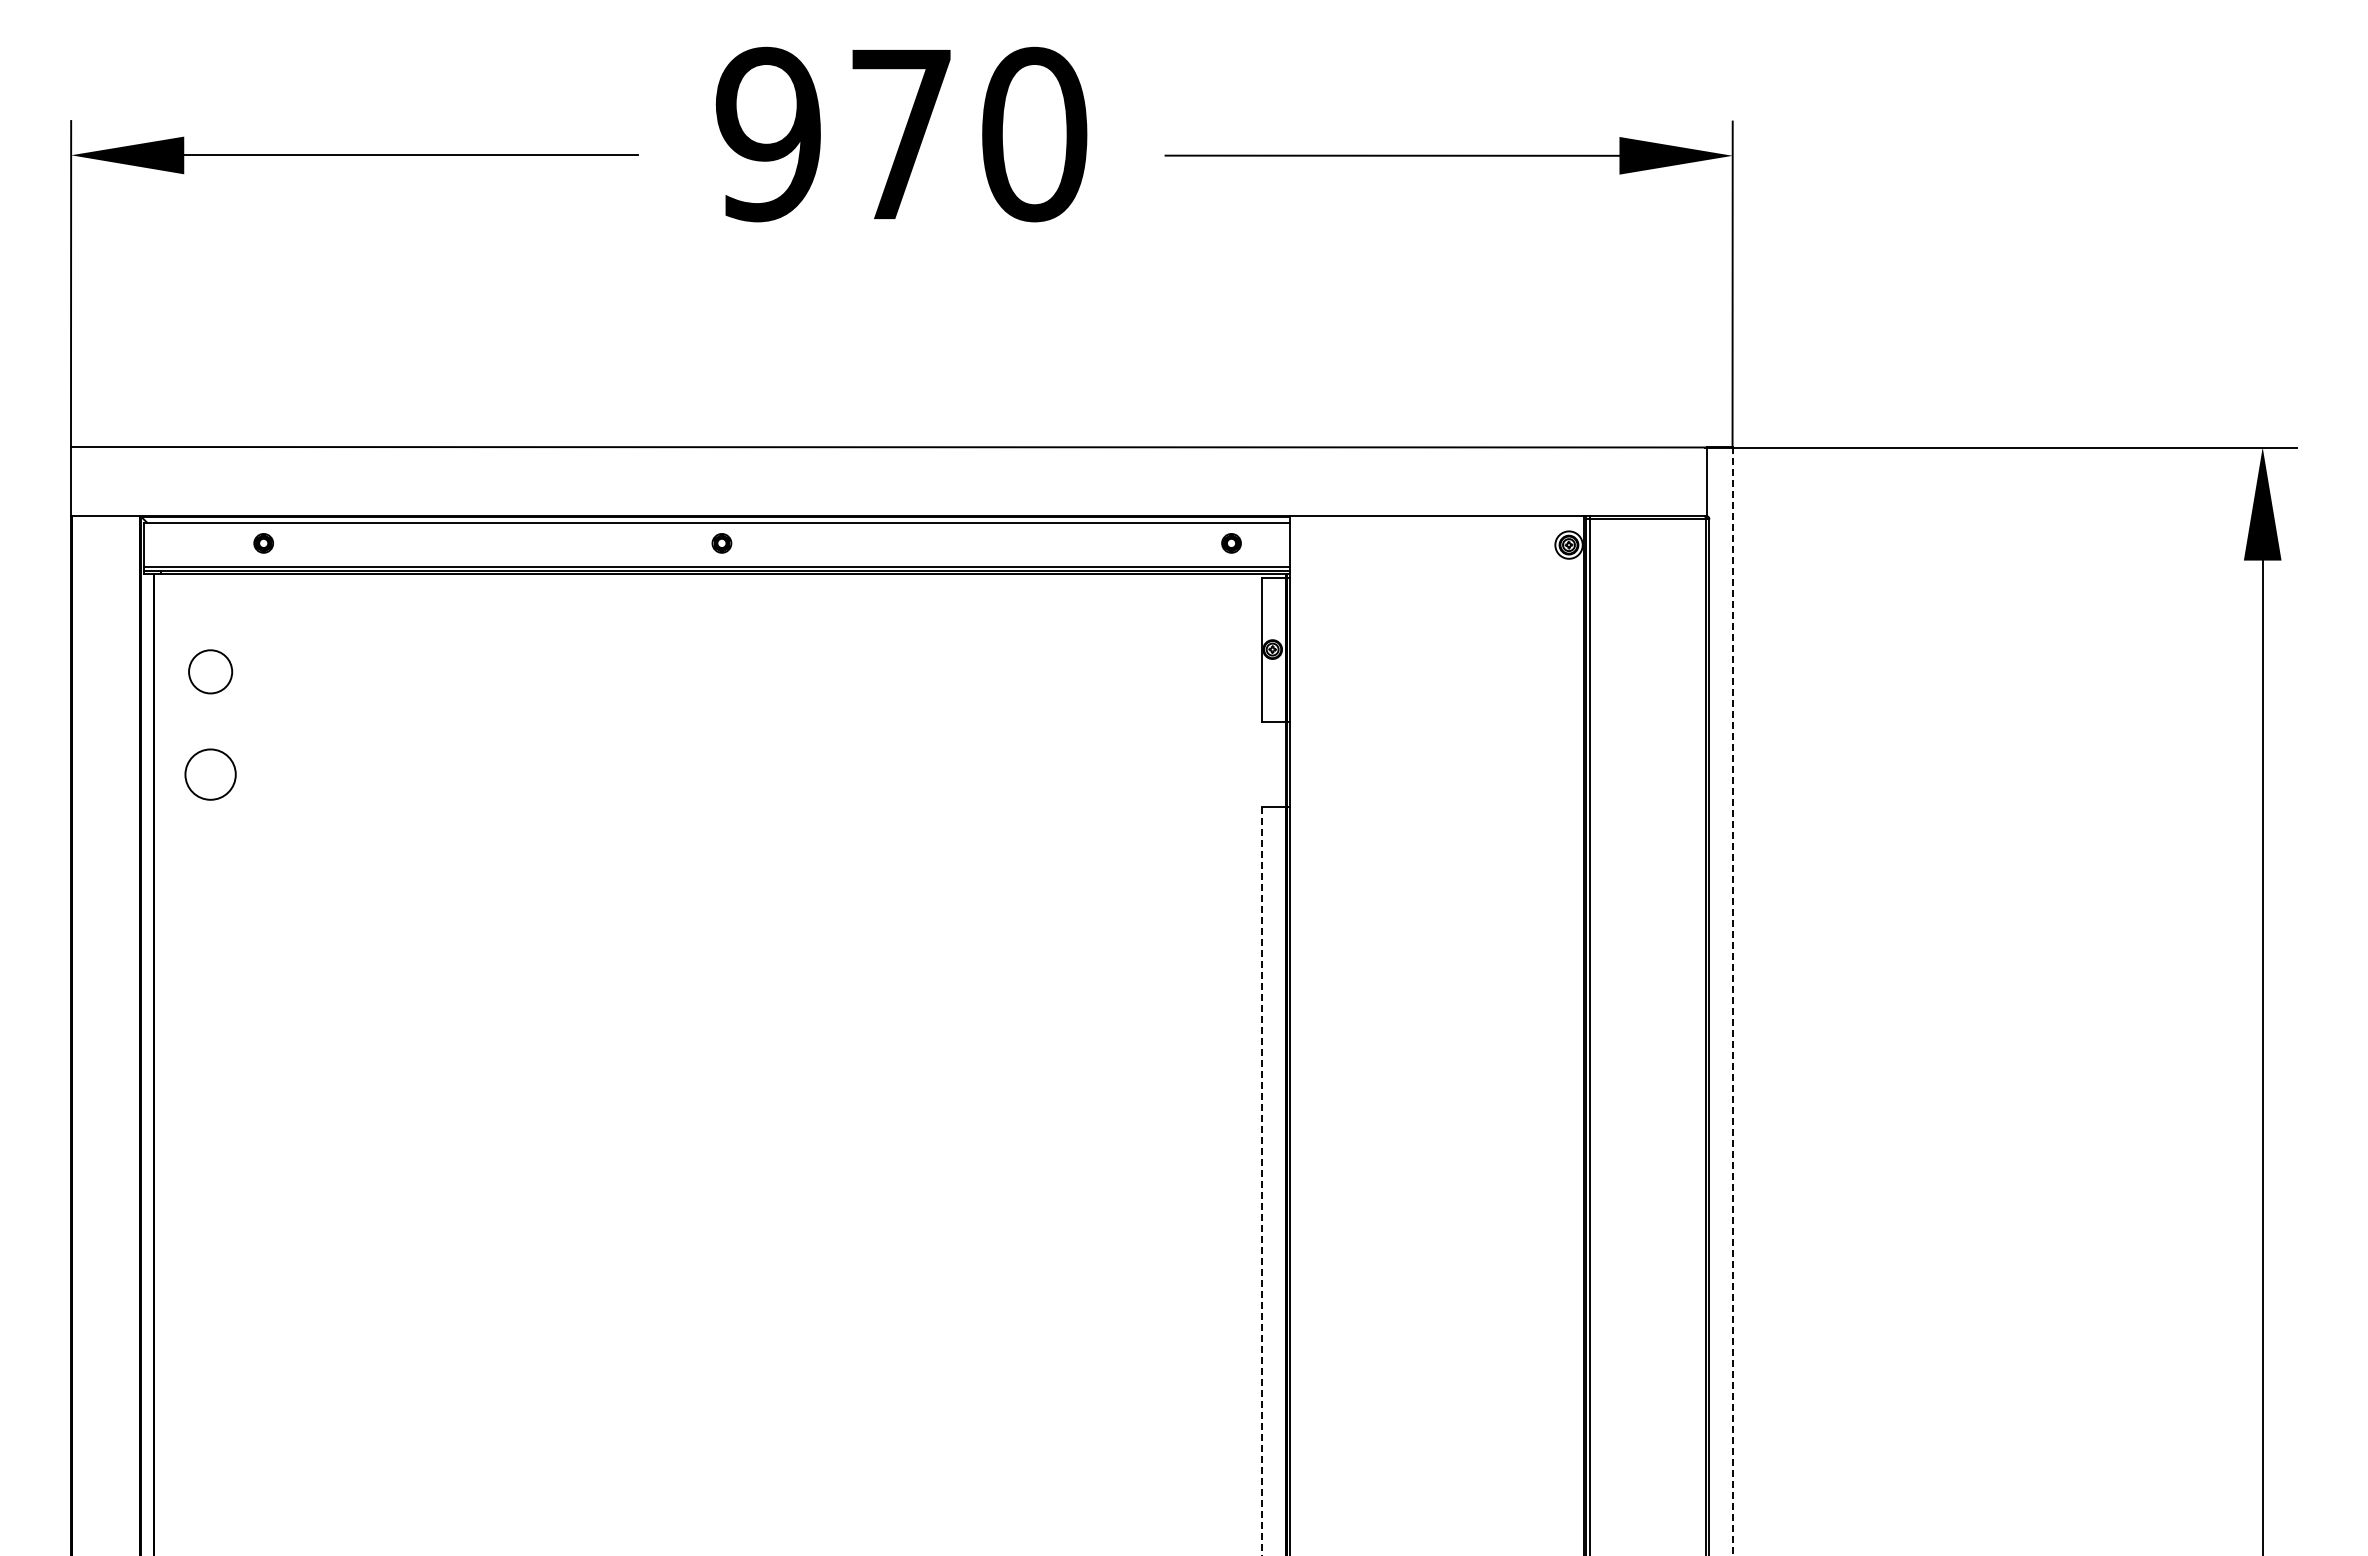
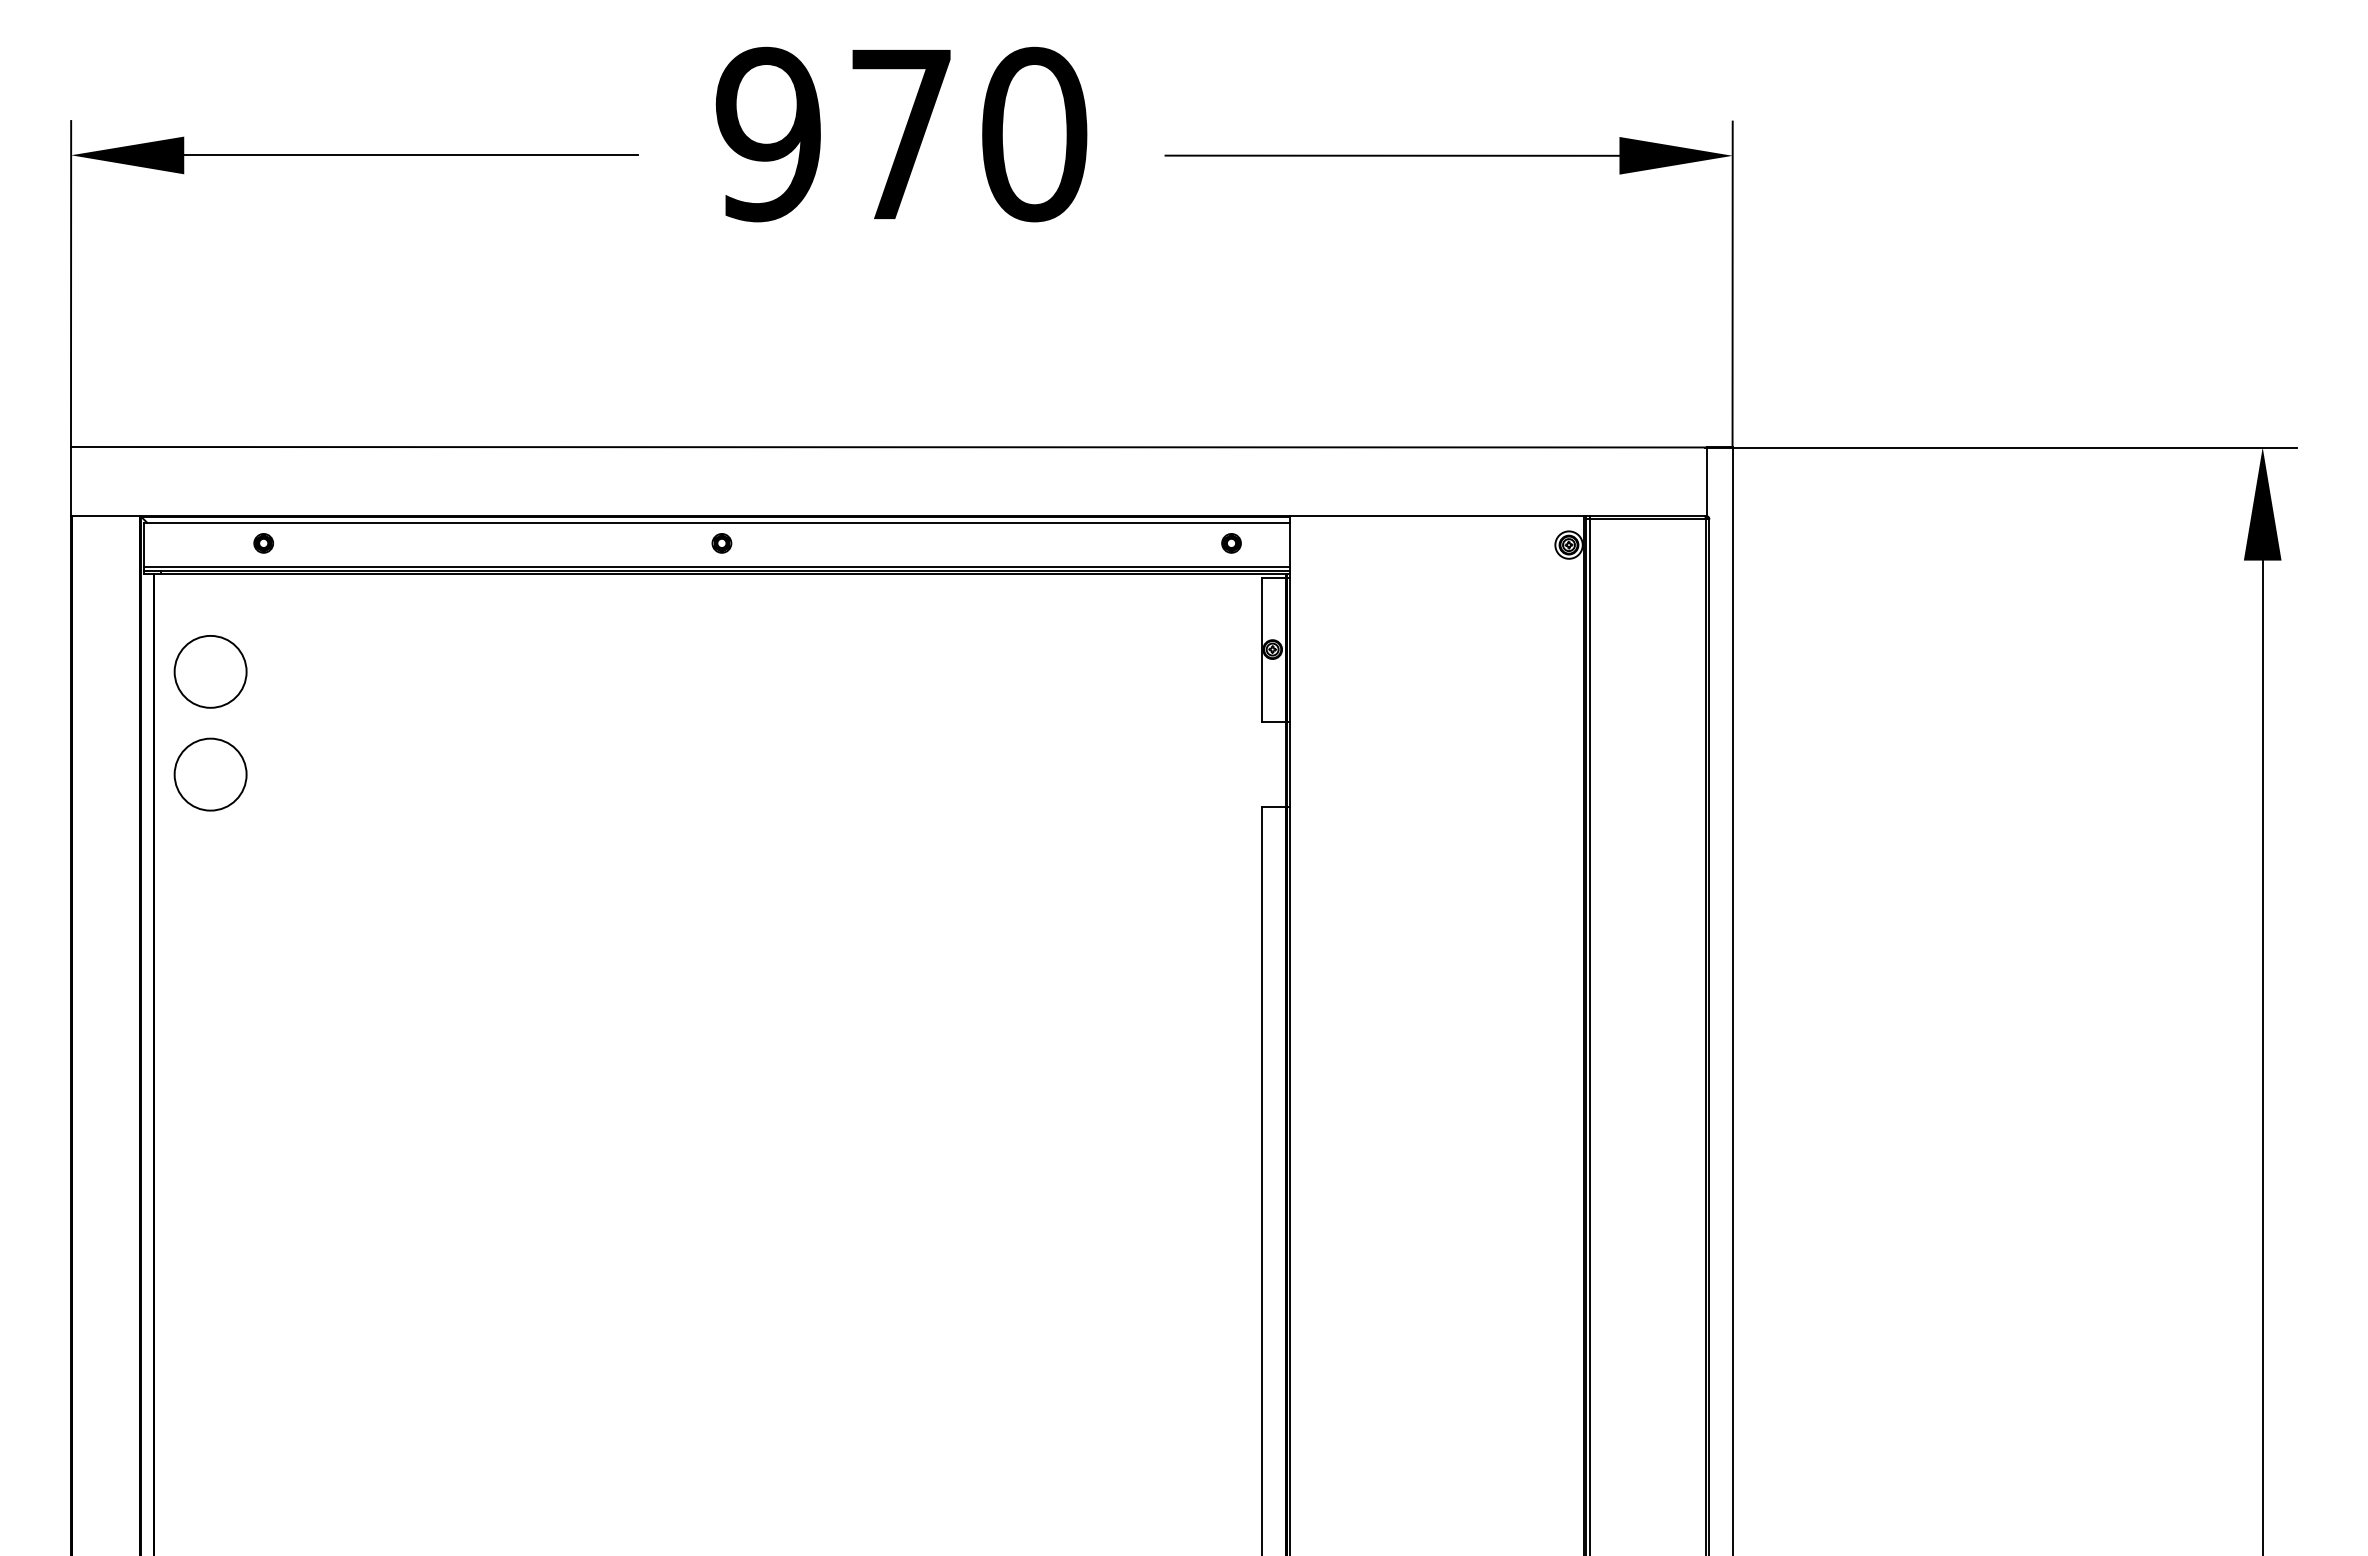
circle diameter: 43 px -> 72 px (210, 671)
circle diameter: 50 px -> 72 px (210, 774)
line: dashed -> solid (1732, 1001)
line: dashed -> solid (1262, 1181)
